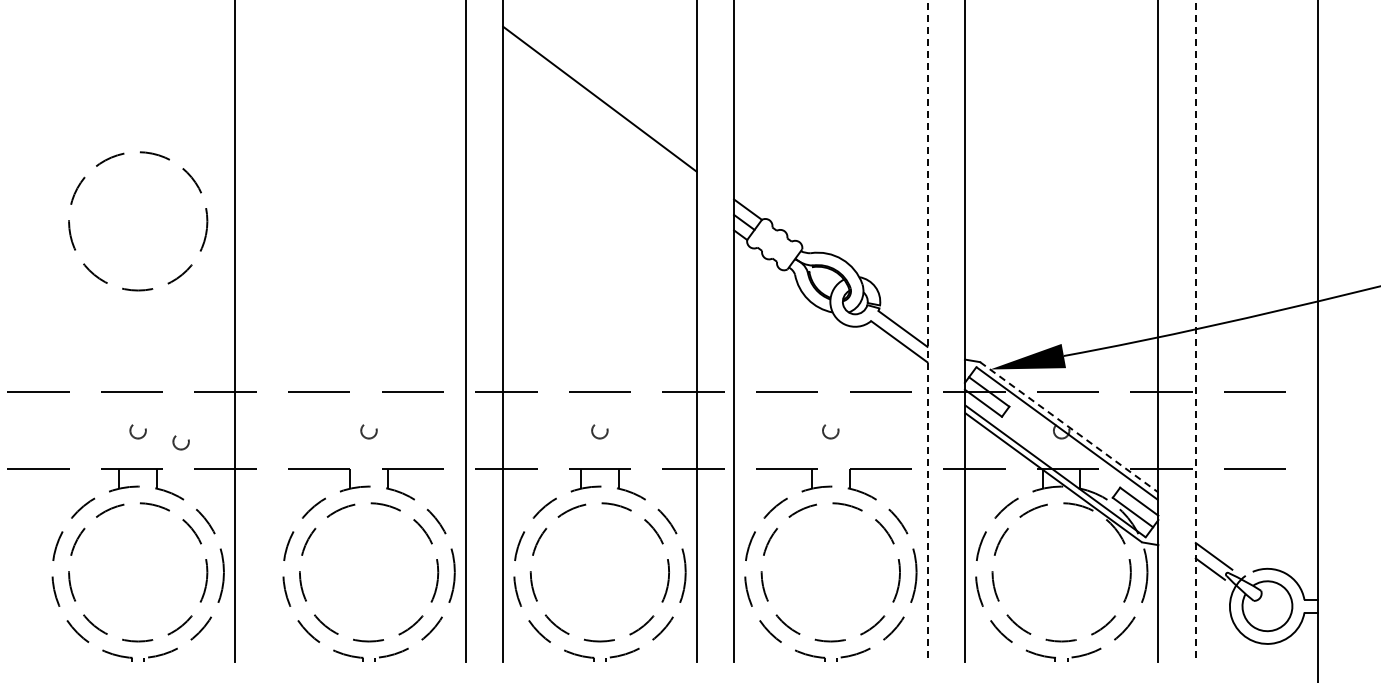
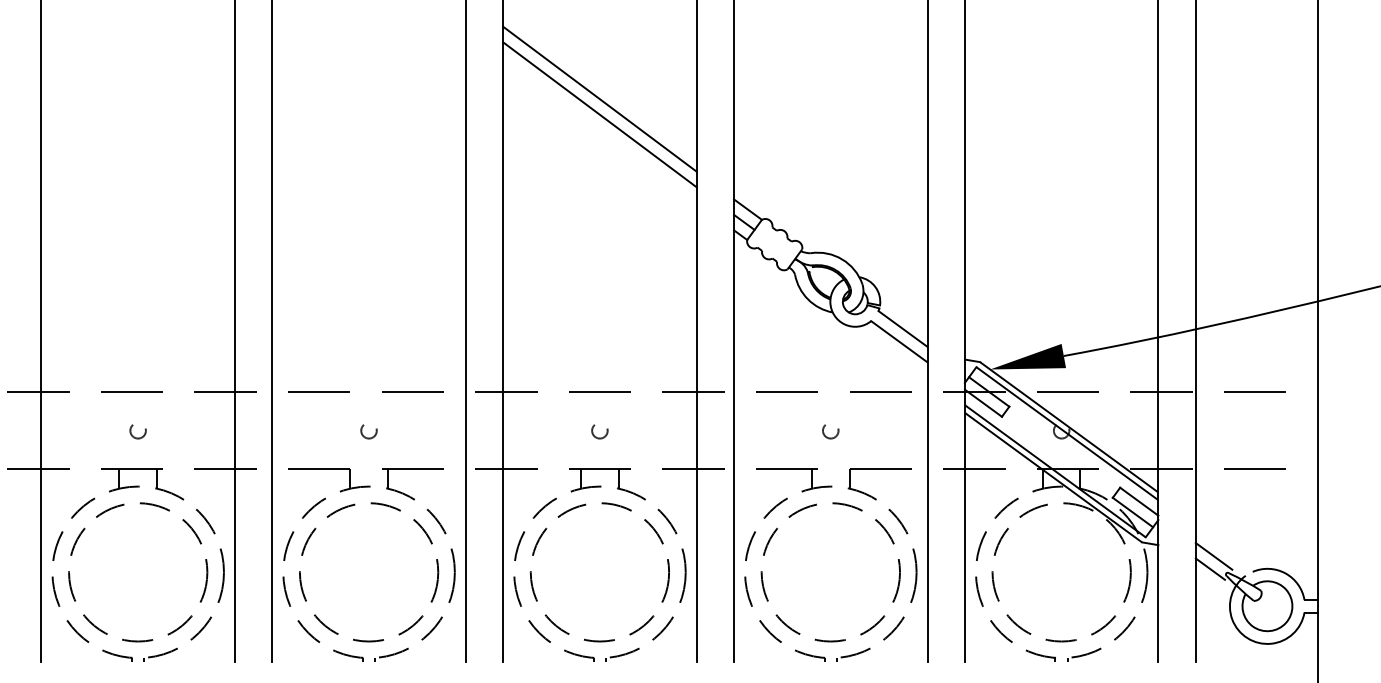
line: none -> present (599, 114)
circle: present -> none (138, 221)
line: dashed -> solid (927, 331)
line: dashed -> solid (1195, 331)
line: none -> present (41, 332)
line: none -> present (272, 332)
line: dashed -> solid (1069, 427)
circle: present -> none (180, 442)
